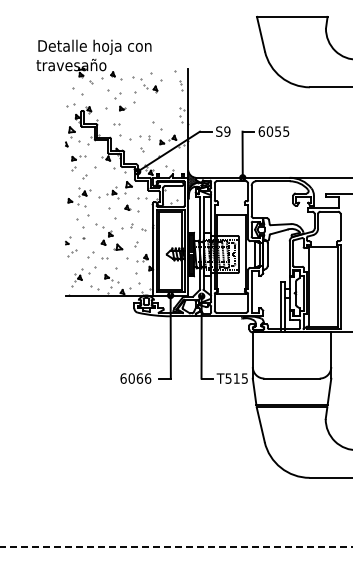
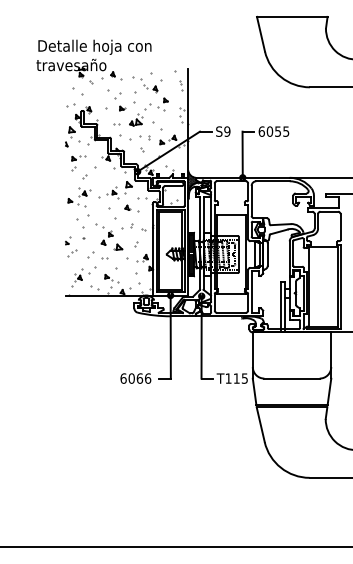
part: none -> present (148, 111)
text: T515 -> T115 (228, 378)
line: dashed -> solid (176, 547)
